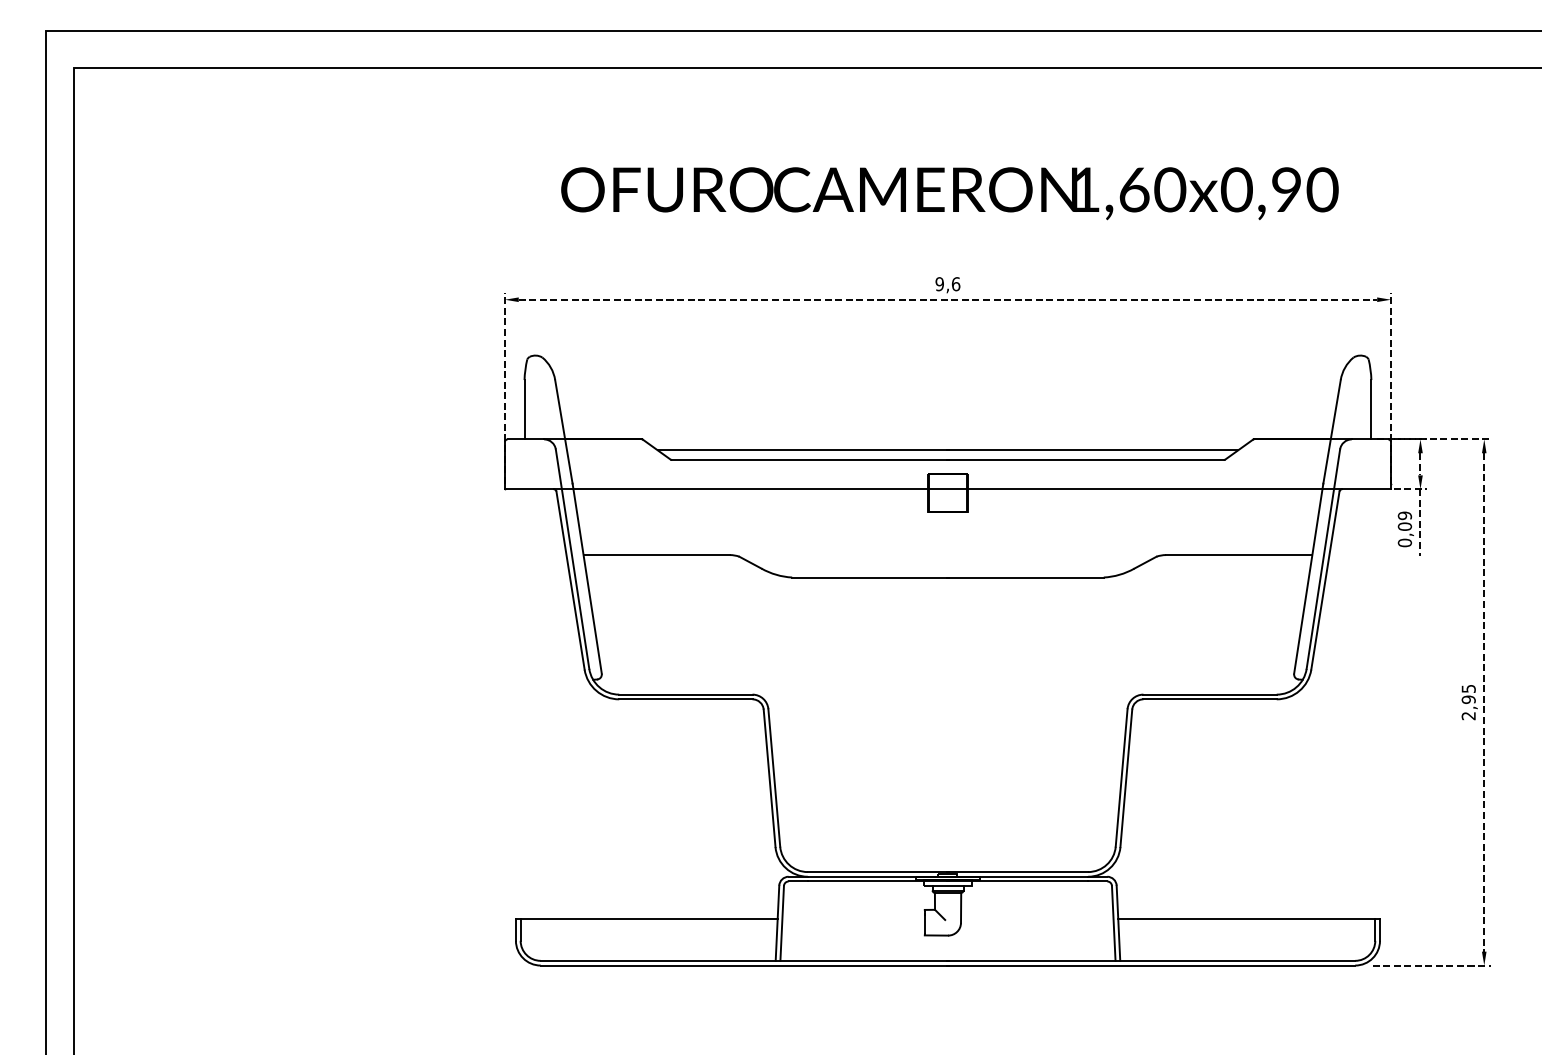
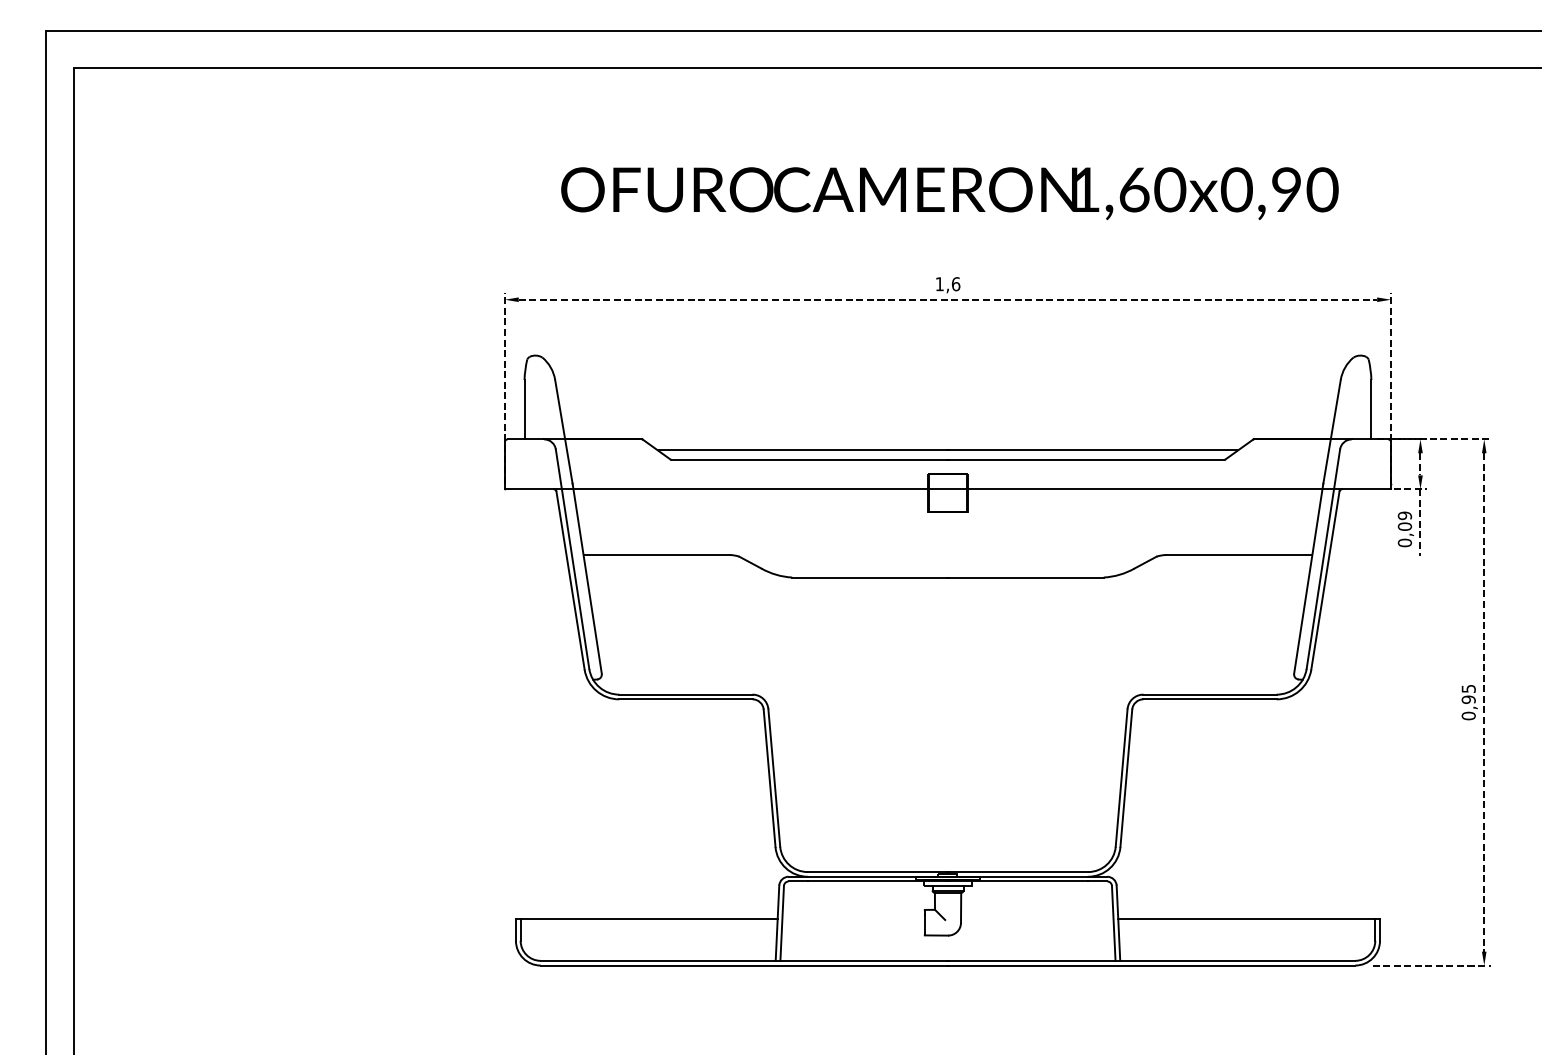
text: 9,6 -> 1,6 (939, 284)
text: 2,95 -> 0,95 (1468, 715)
